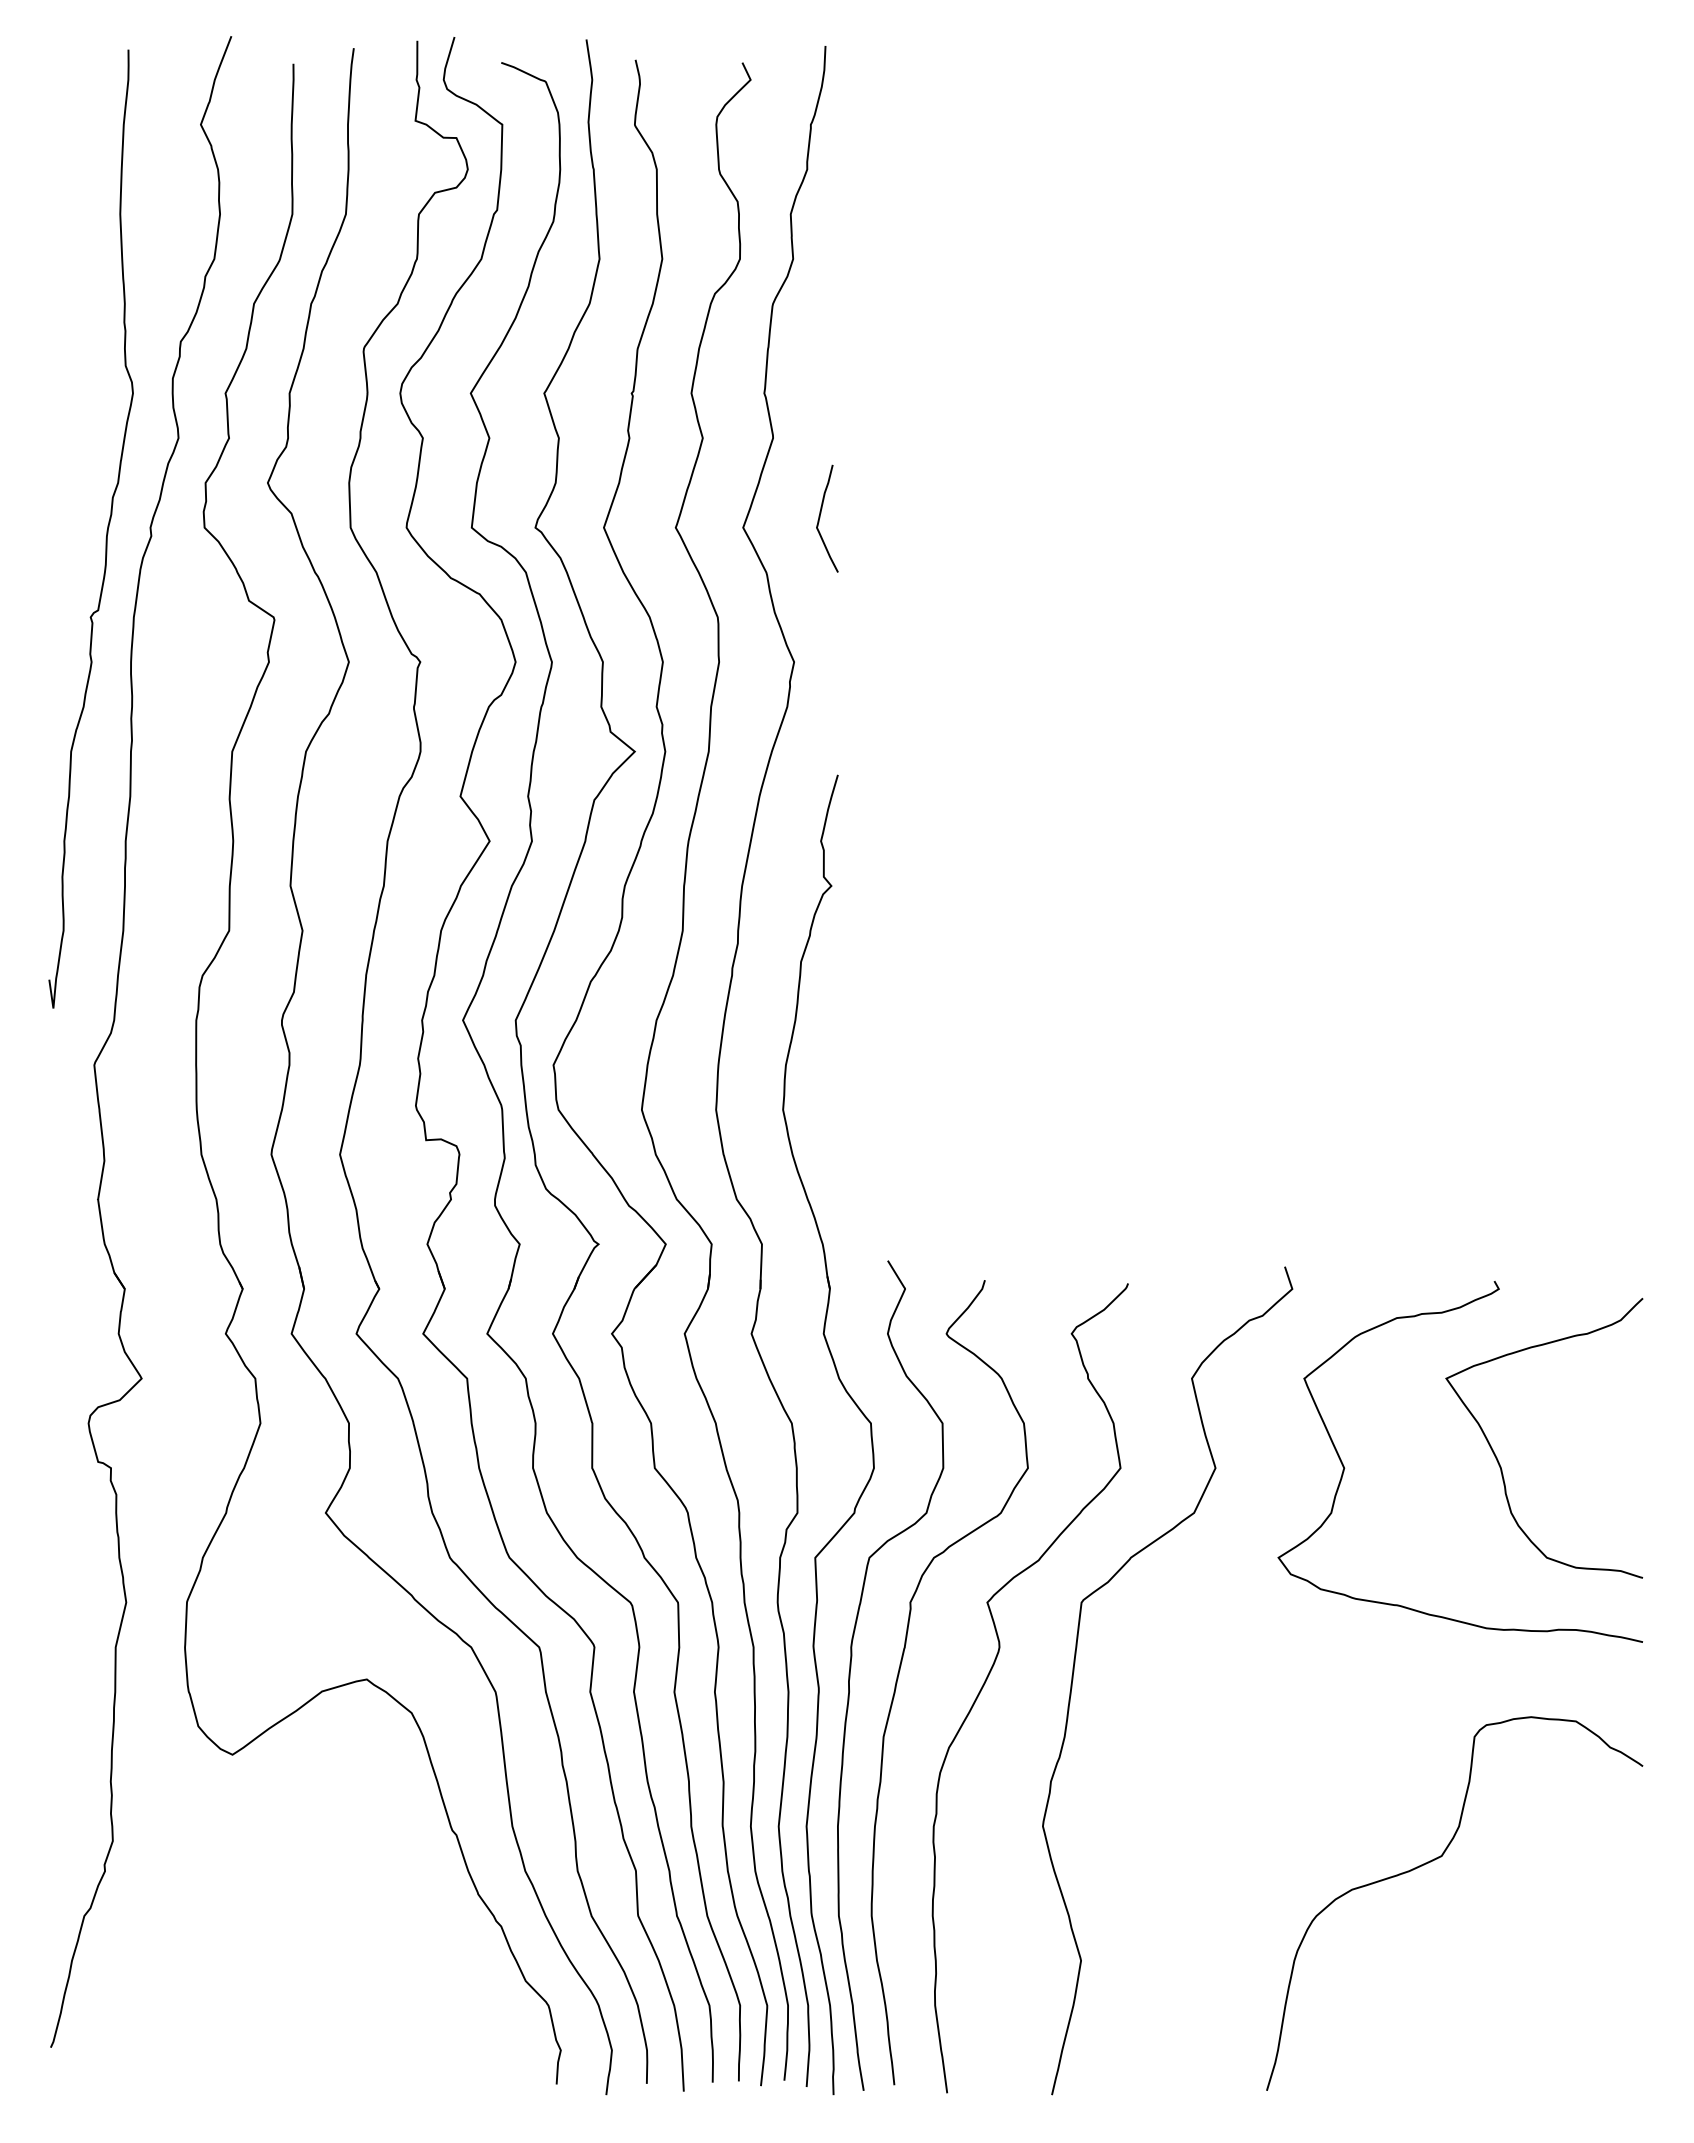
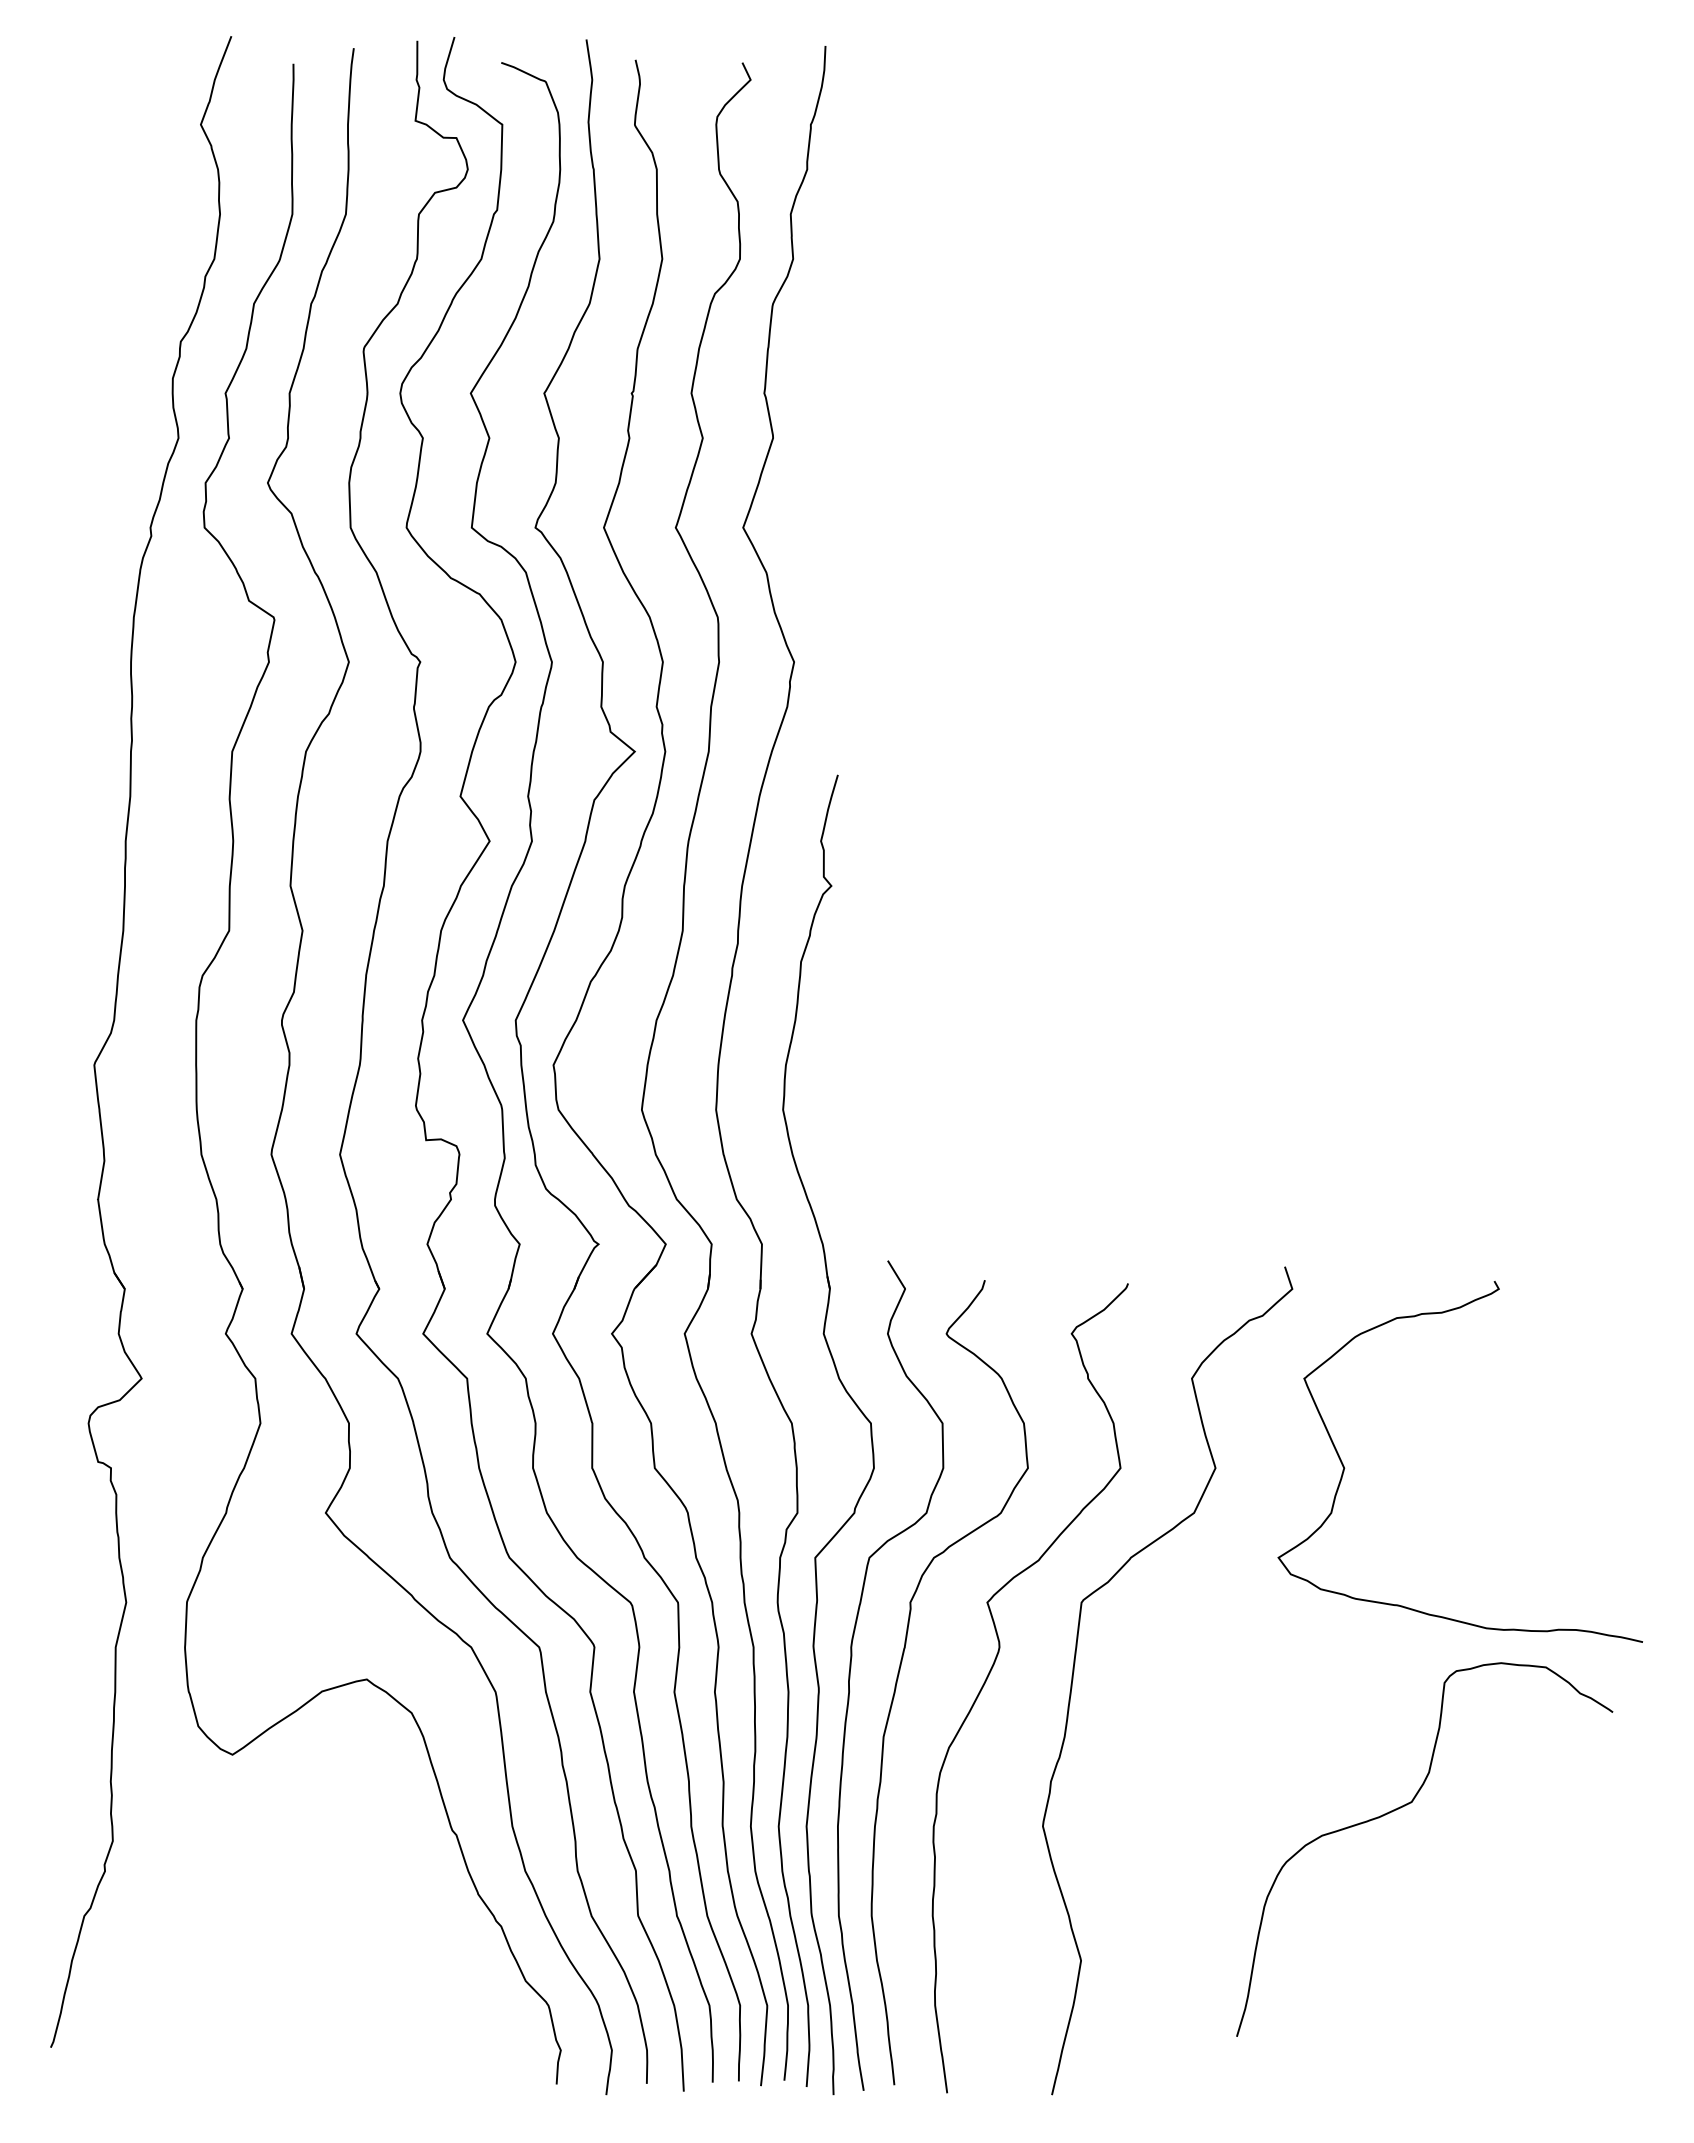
curve: present -> none (820, 518)
curve: present -> none (106, 530)
curve: present -> none (1498, 1459)
curve position: (1433, 1861) -> (1403, 1807) (1403, 1807)
